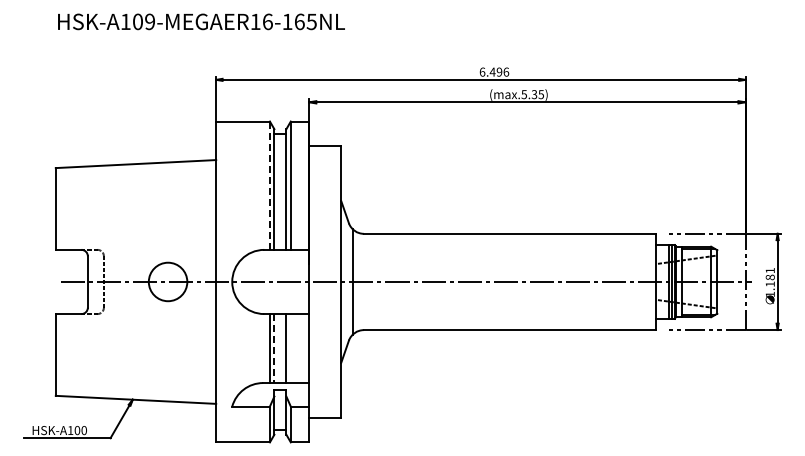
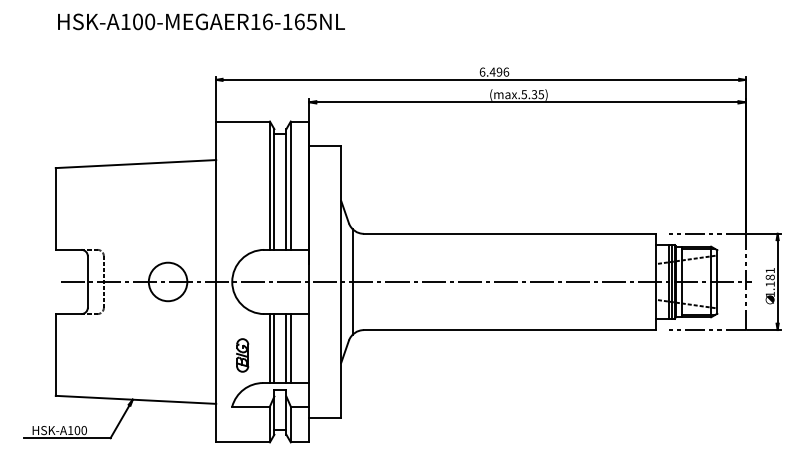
text: HSK-A109-MEGAER16-165NL -> HSK-A100-MEGAER16-165NL (150, 21)
line: dashed -> solid (269, 185)
line: none -> present (290, 348)
line: dashed -> solid (274, 349)
part: none -> present (242, 355)
